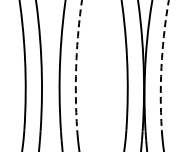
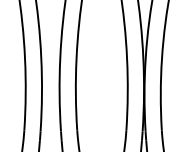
arc: dashed -> solid (76, 64)
arc: dashed -> solid (161, 64)
